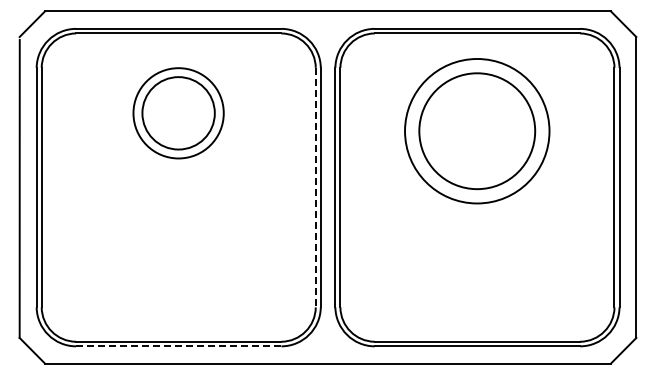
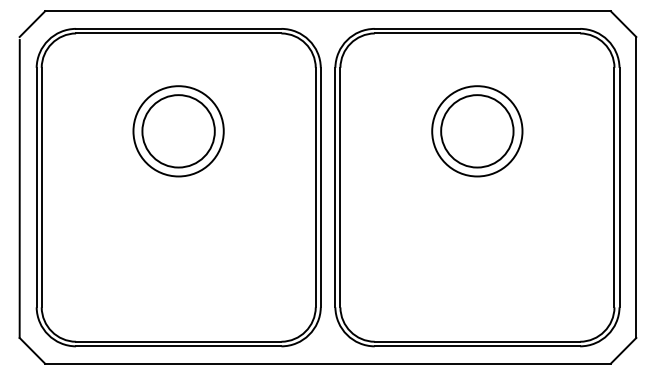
part position: (178, 113) -> (178, 131) (178, 131)
part size: 147x147 px -> 93x93 px (477, 131)
line: dashed -> solid (315, 187)
line: dashed -> solid (178, 346)
